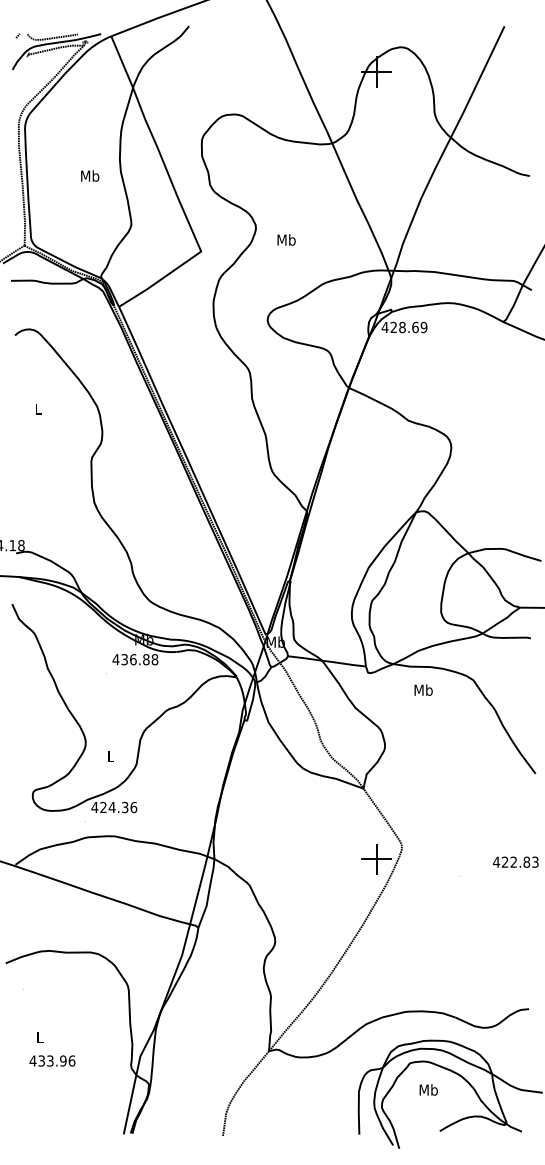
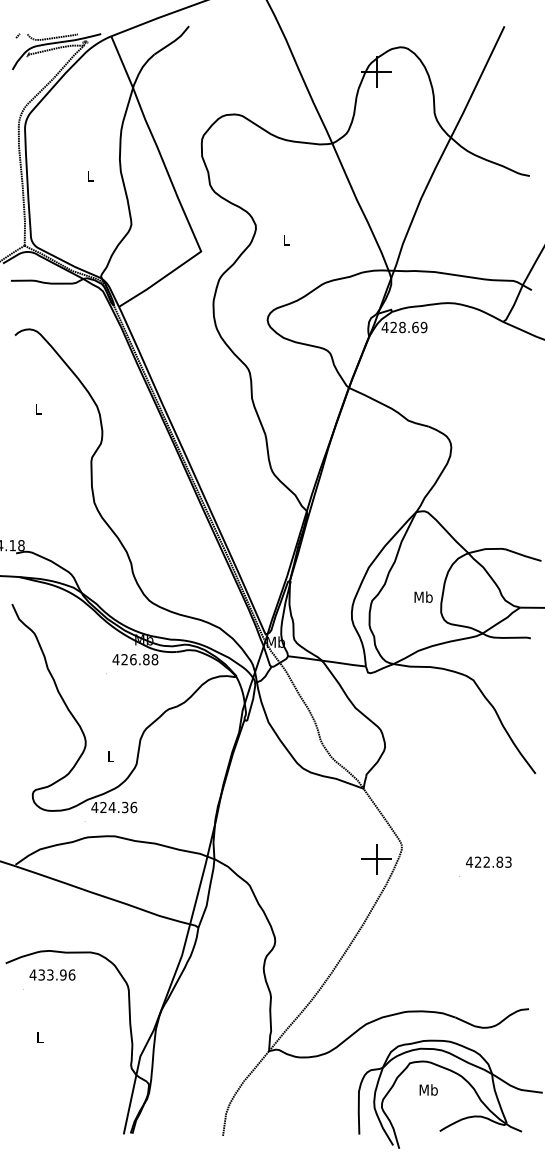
text: Mb -> L (90, 175)
text: Mb -> L (286, 239)
text: 436.88 -> 426.88 (124, 659)
text position: (423, 689) -> (423, 596) (423, 596)
text position: (515, 861) -> (488, 861) (488, 861)
text position: (52, 1060) -> (52, 974) (52, 974)
